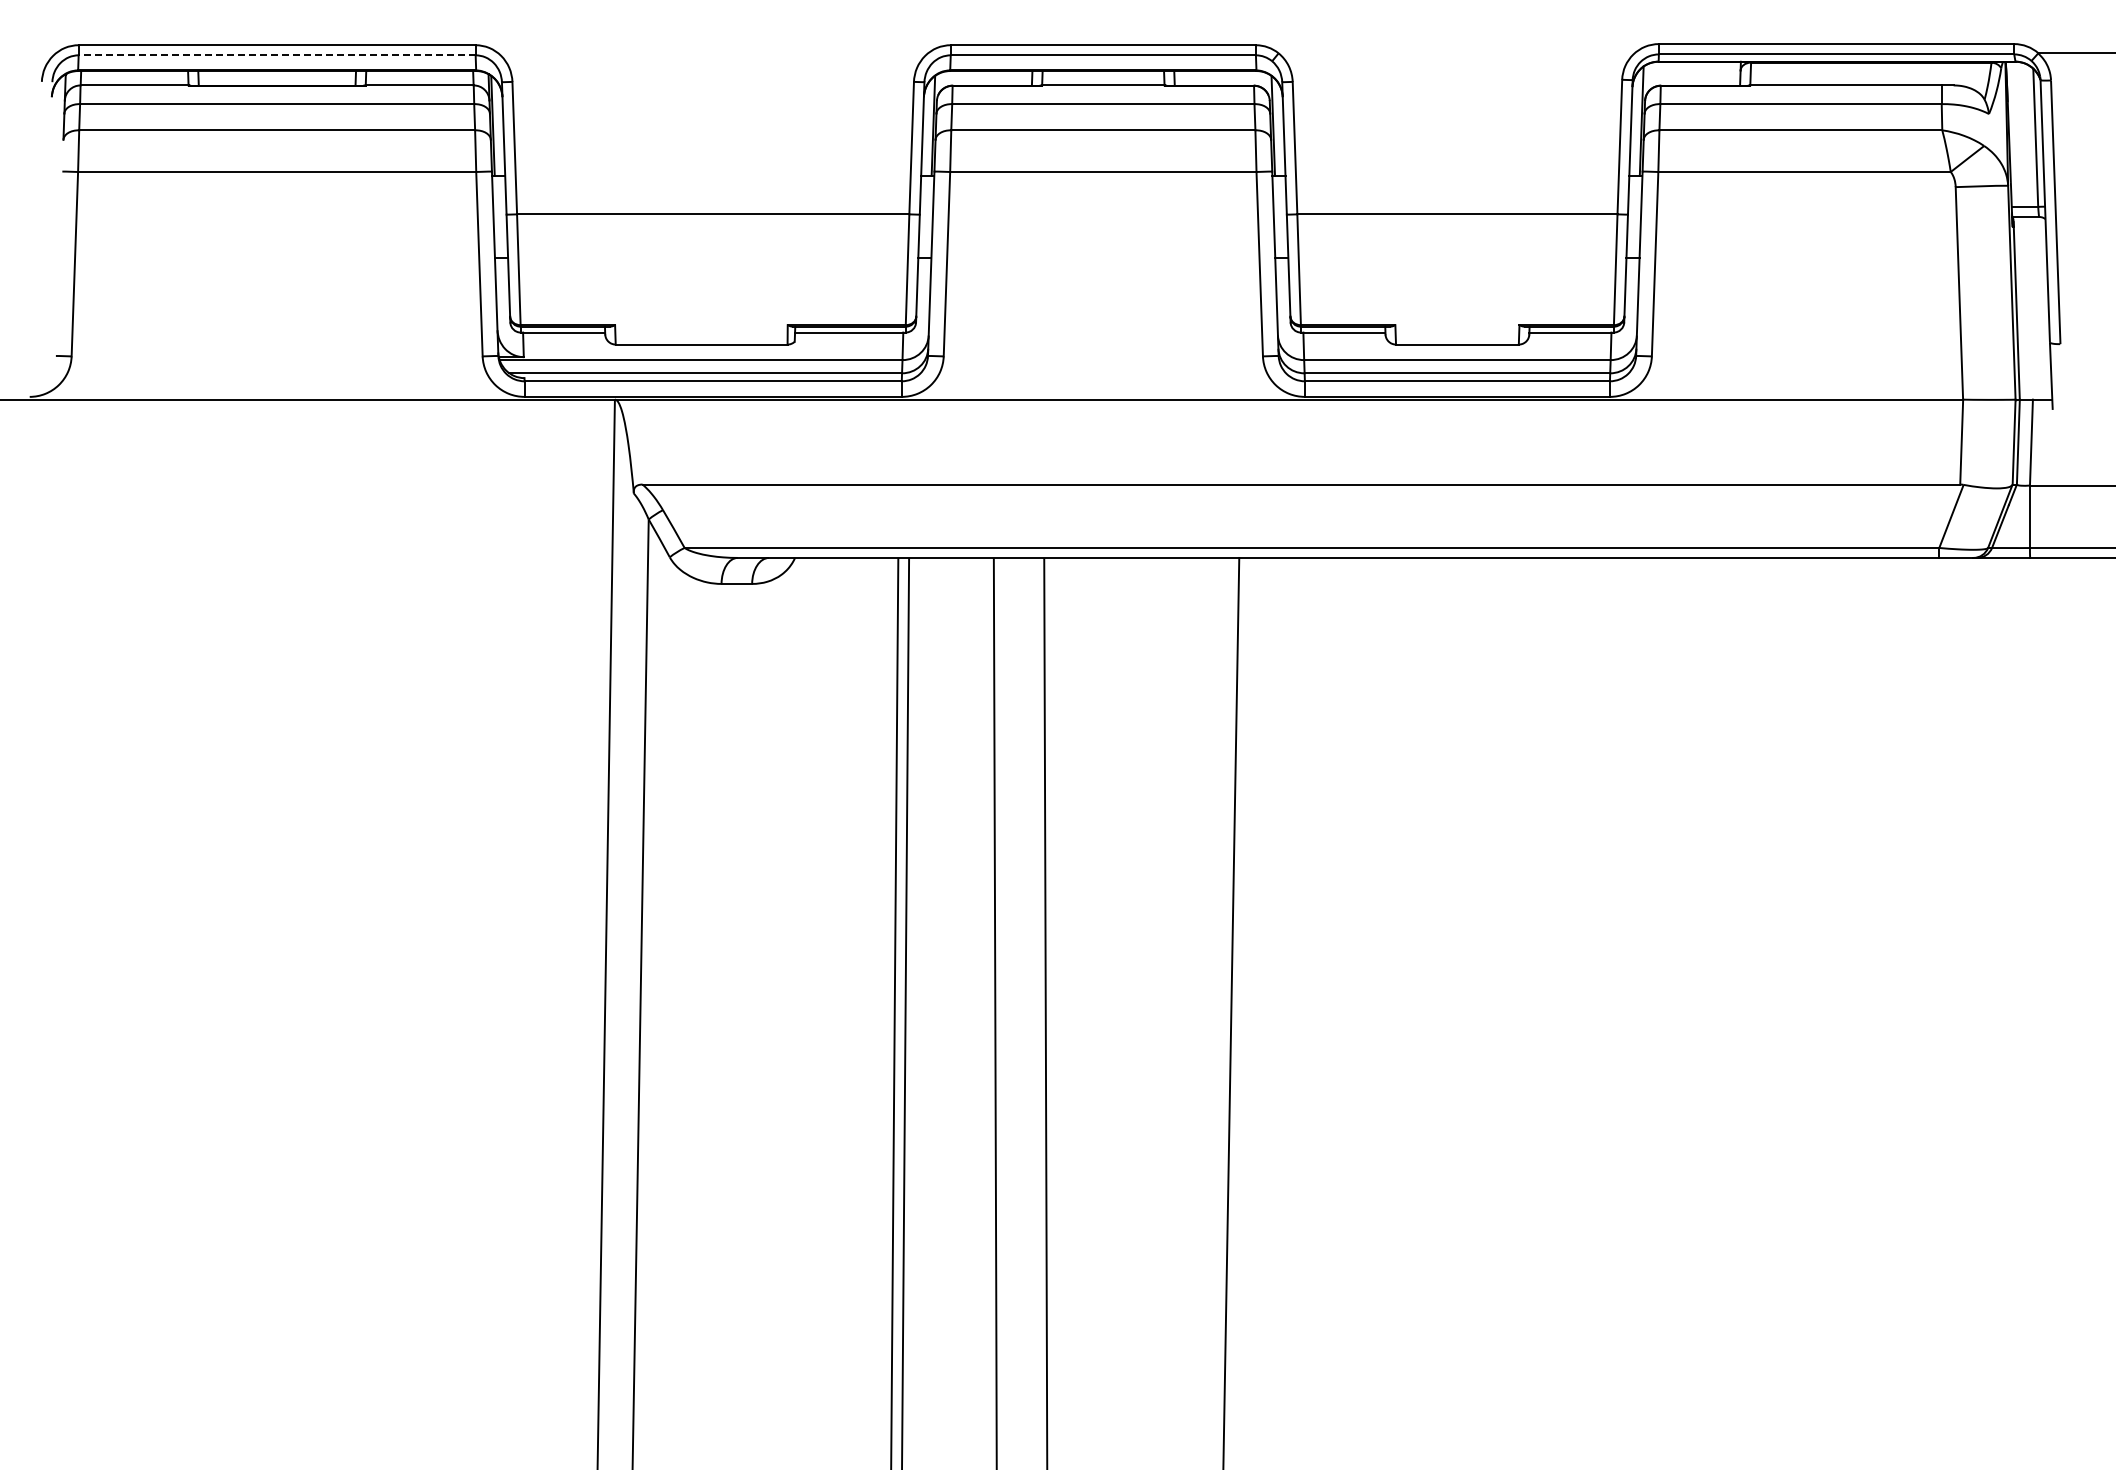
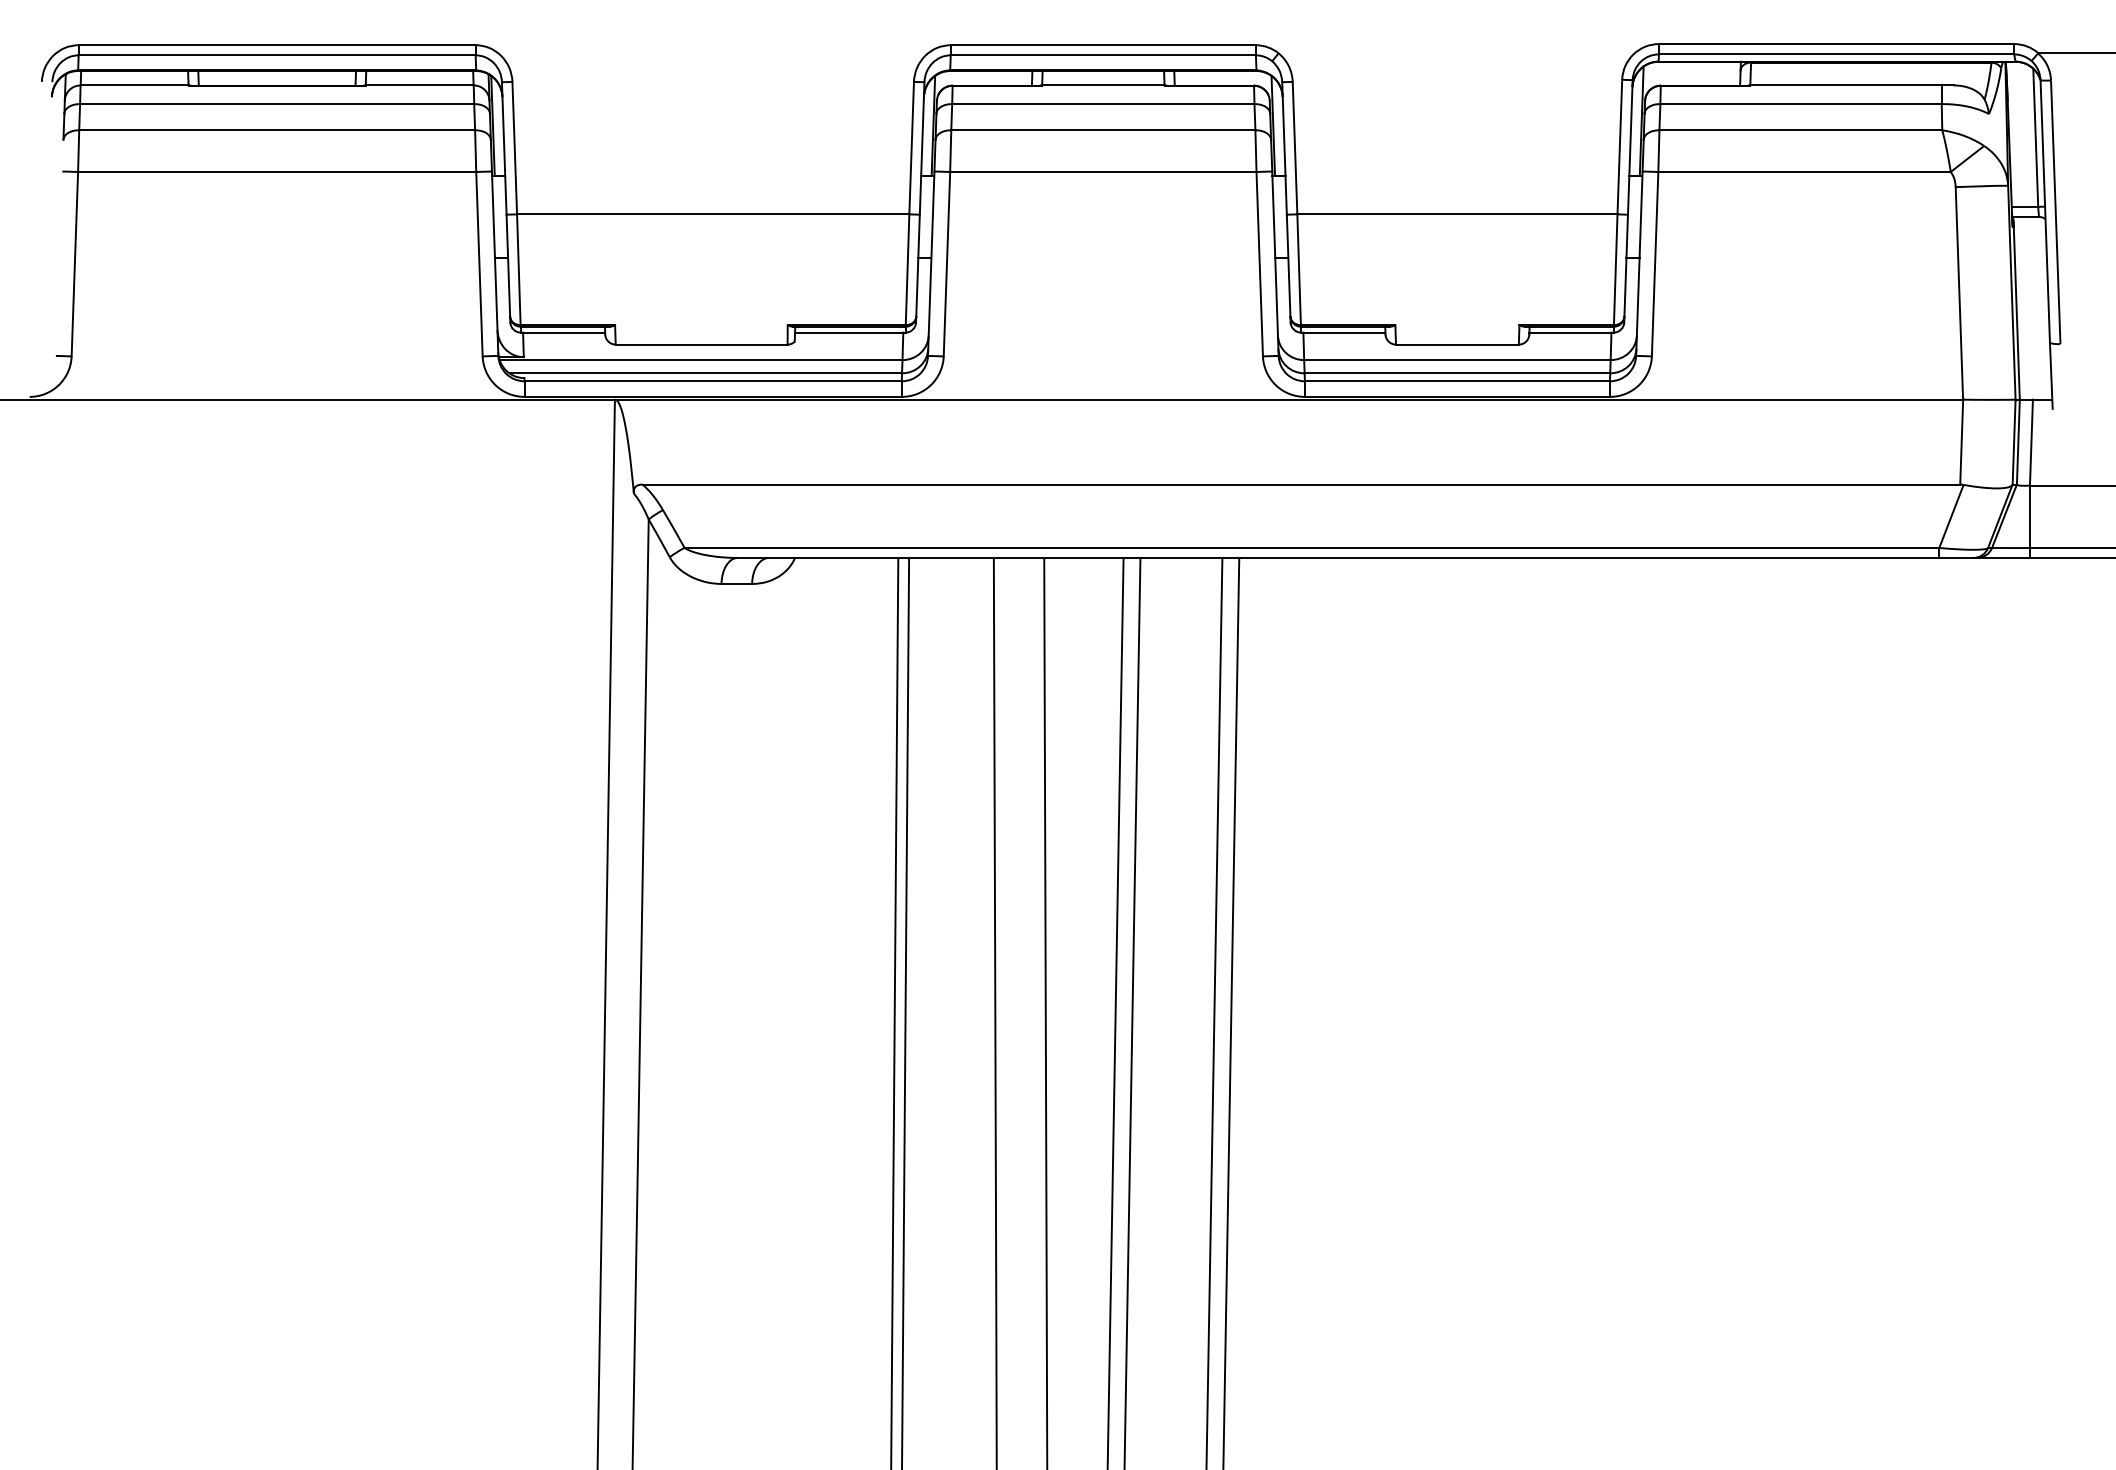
line: dashed -> solid (276, 55)
line: none -> present (1115, 1011)
line: none -> present (1132, 1011)
line: none -> present (1214, 1011)
